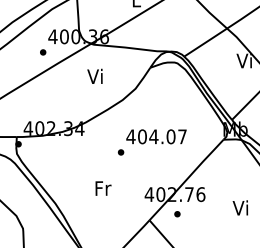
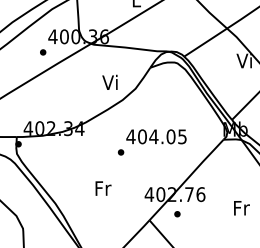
text position: (94, 75) -> (109, 81) (109, 81)
text: 404.07 -> 404.05 (182, 136)
text: Vi -> Fr (240, 207)
